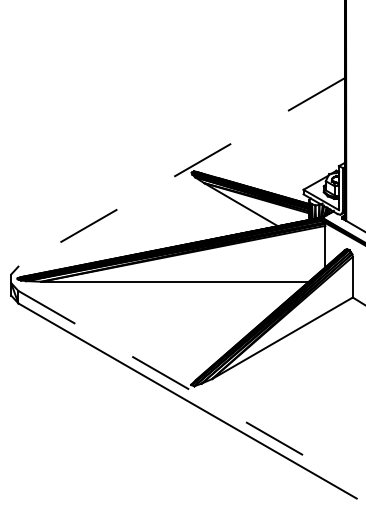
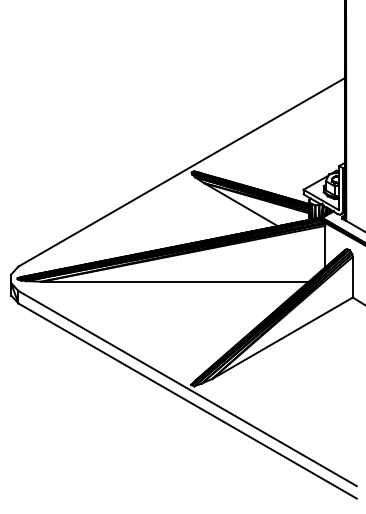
line: dashed -> solid (181, 172)
line: dashed -> solid (188, 388)
